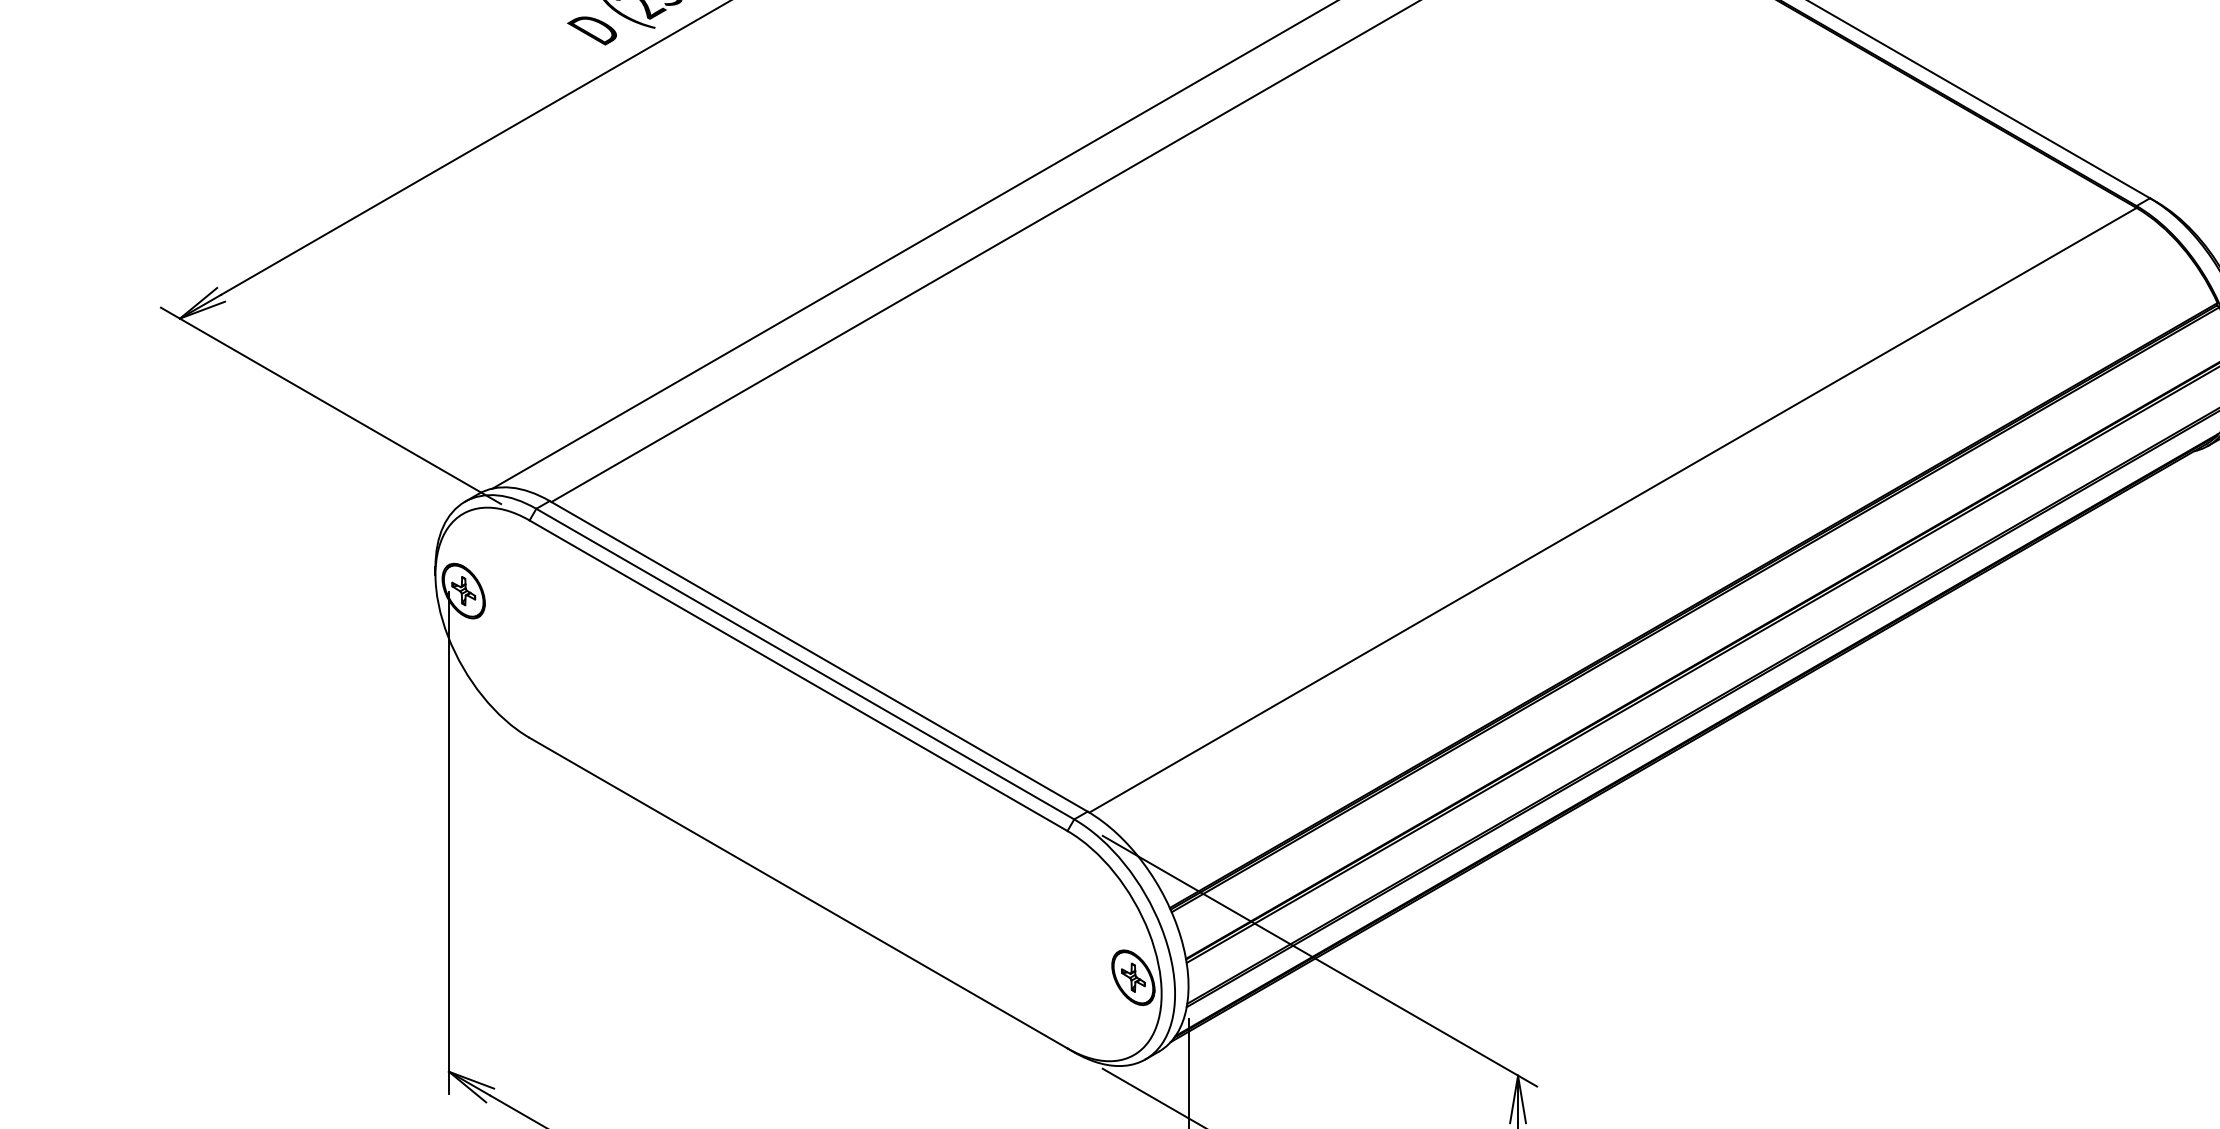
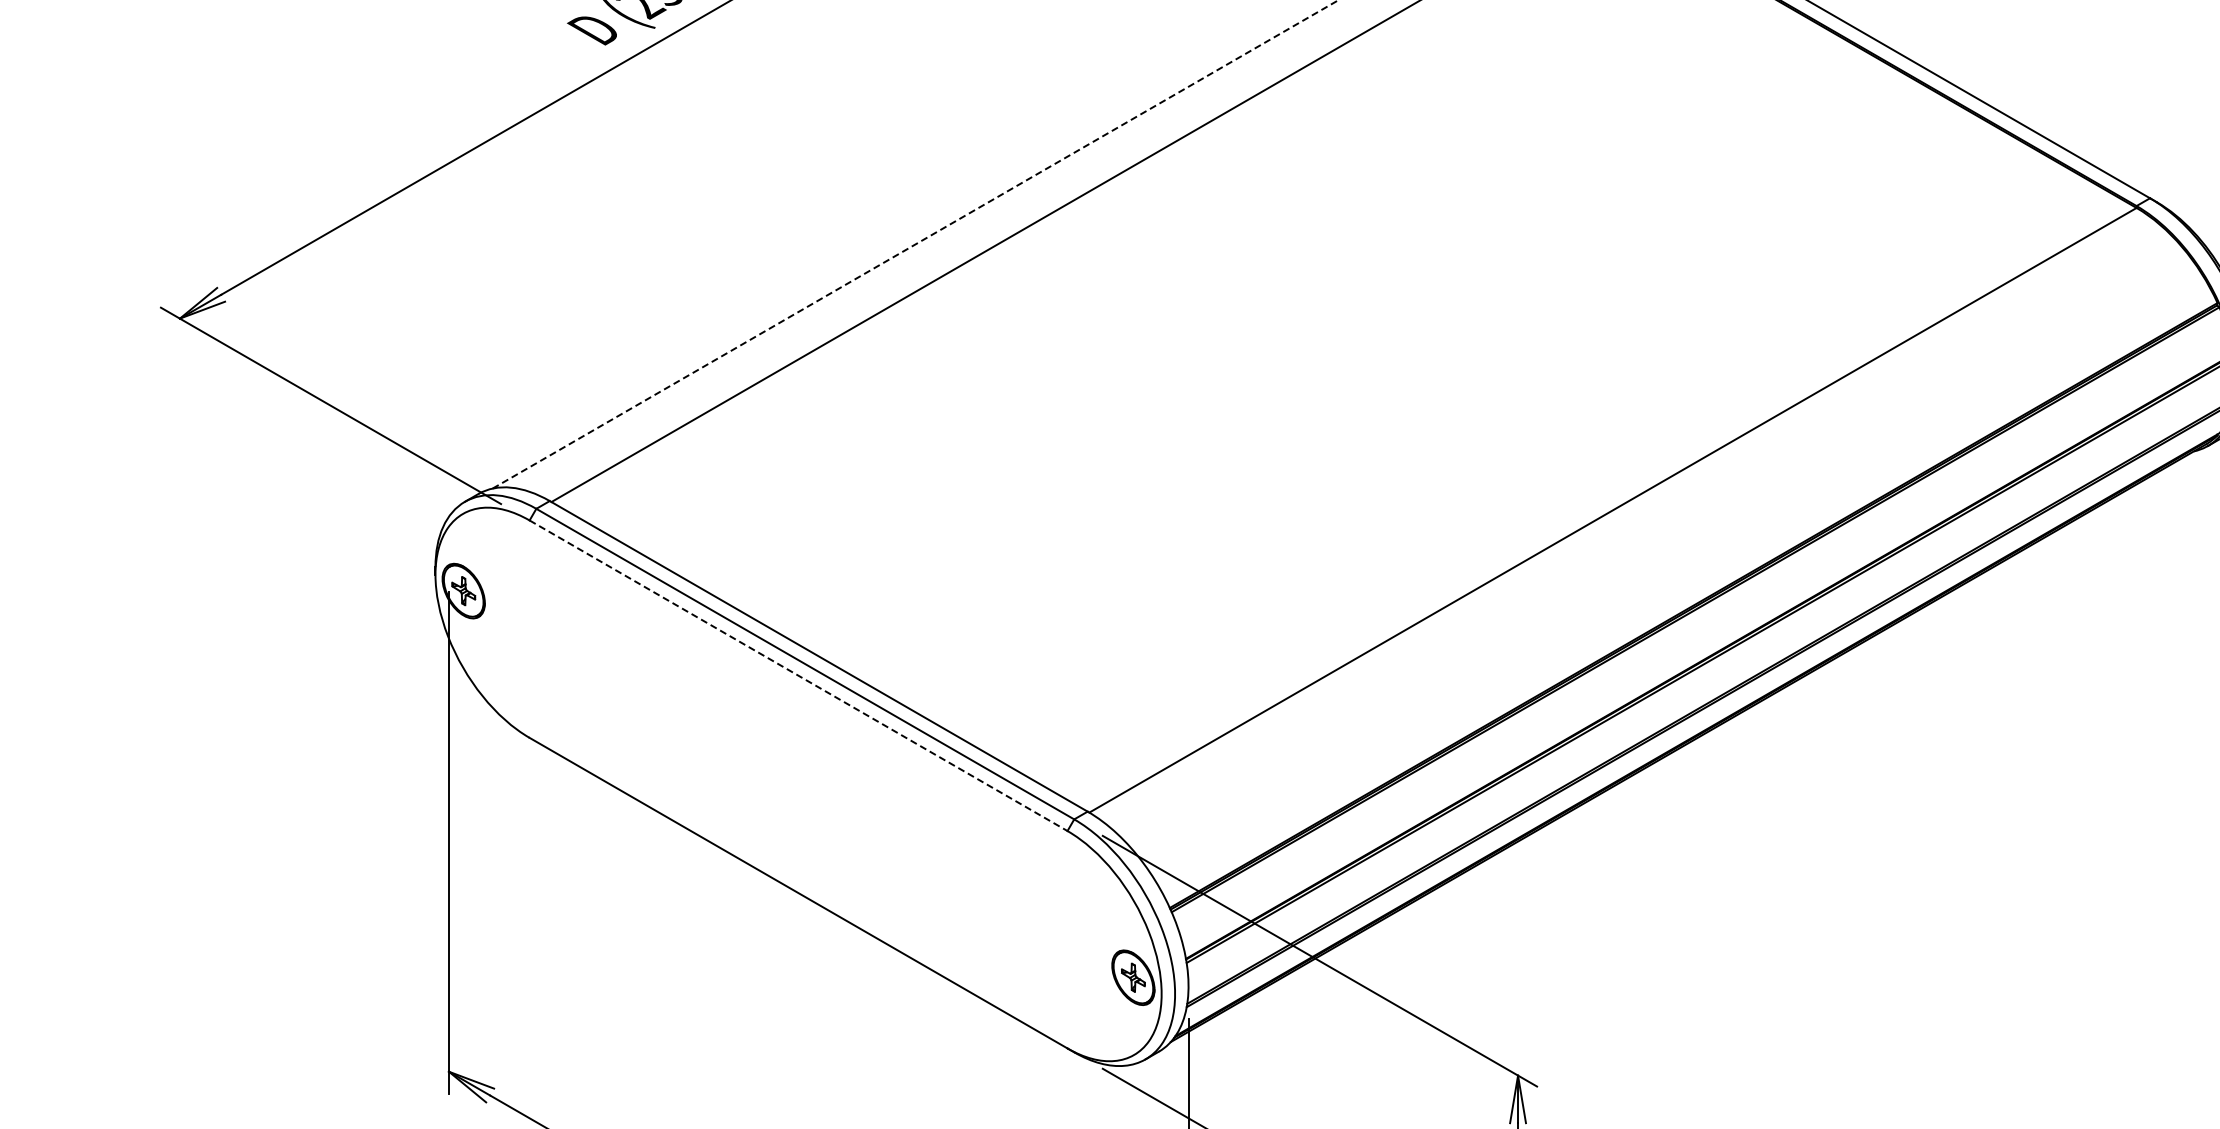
line: solid -> dashed (915, 244)
line: solid -> dashed (798, 675)
